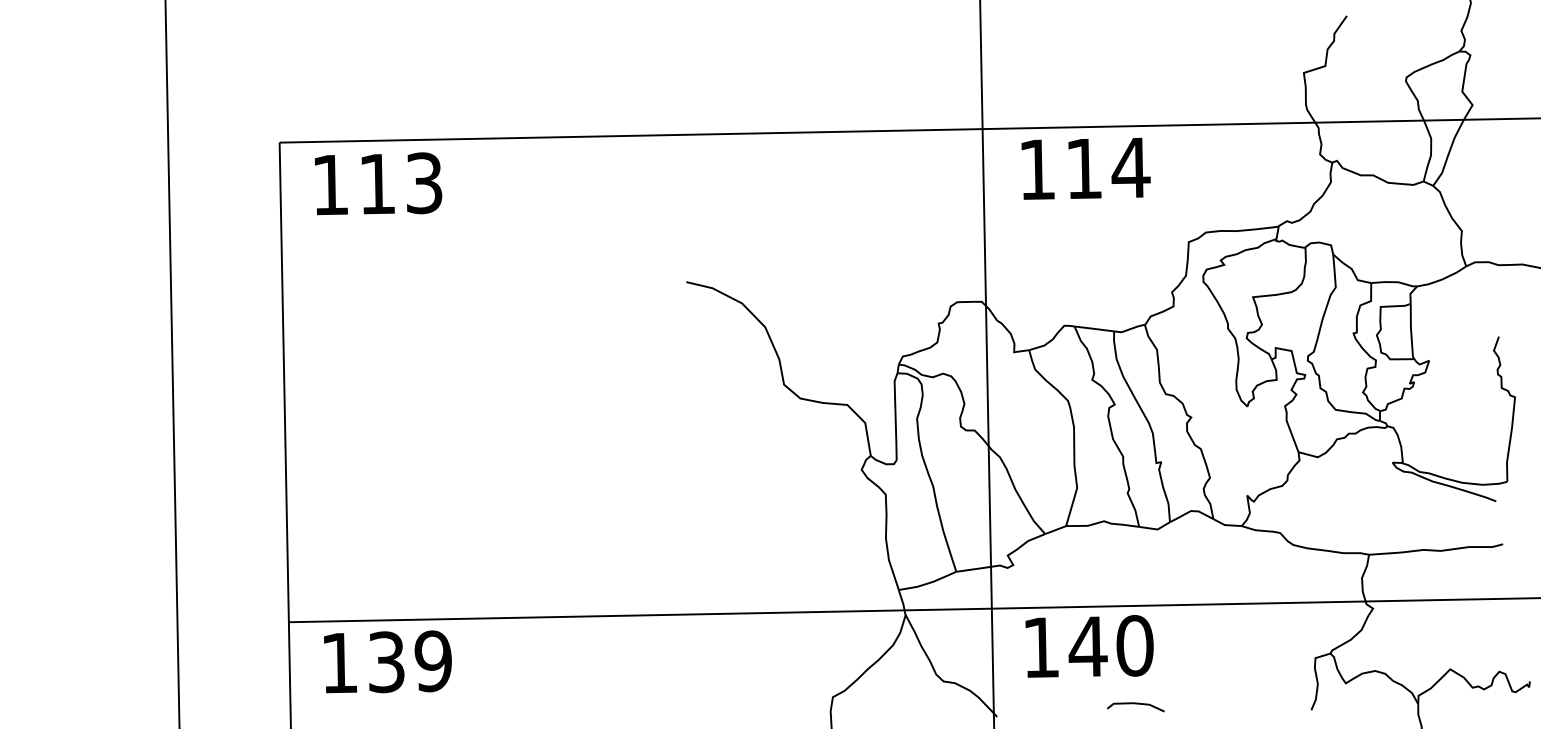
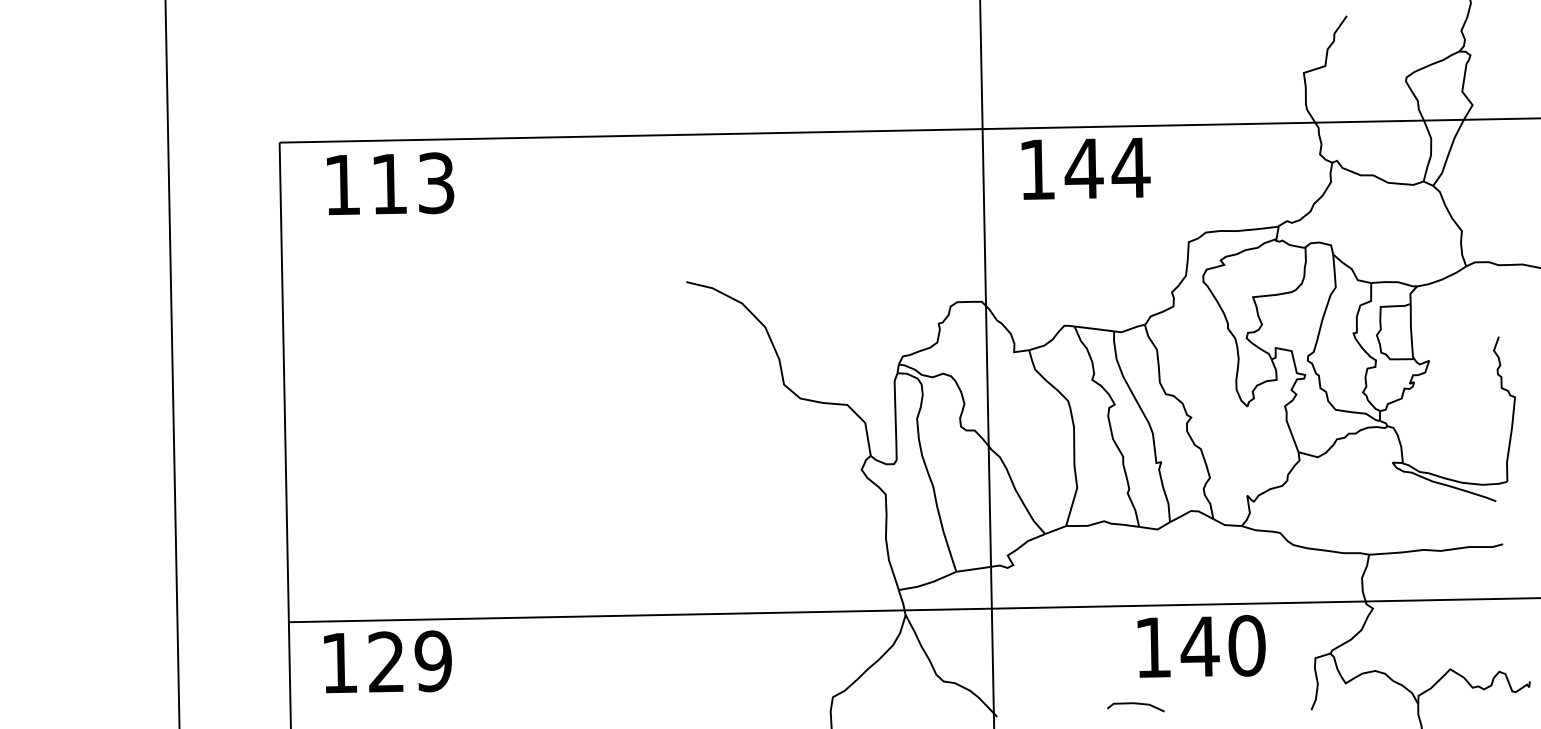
text: 114 -> 144 (1083, 168)
text position: (378, 183) -> (390, 183) (390, 183)
text position: (1089, 646) -> (1201, 646) (1201, 646)
text: 139 -> 129 (386, 662)
